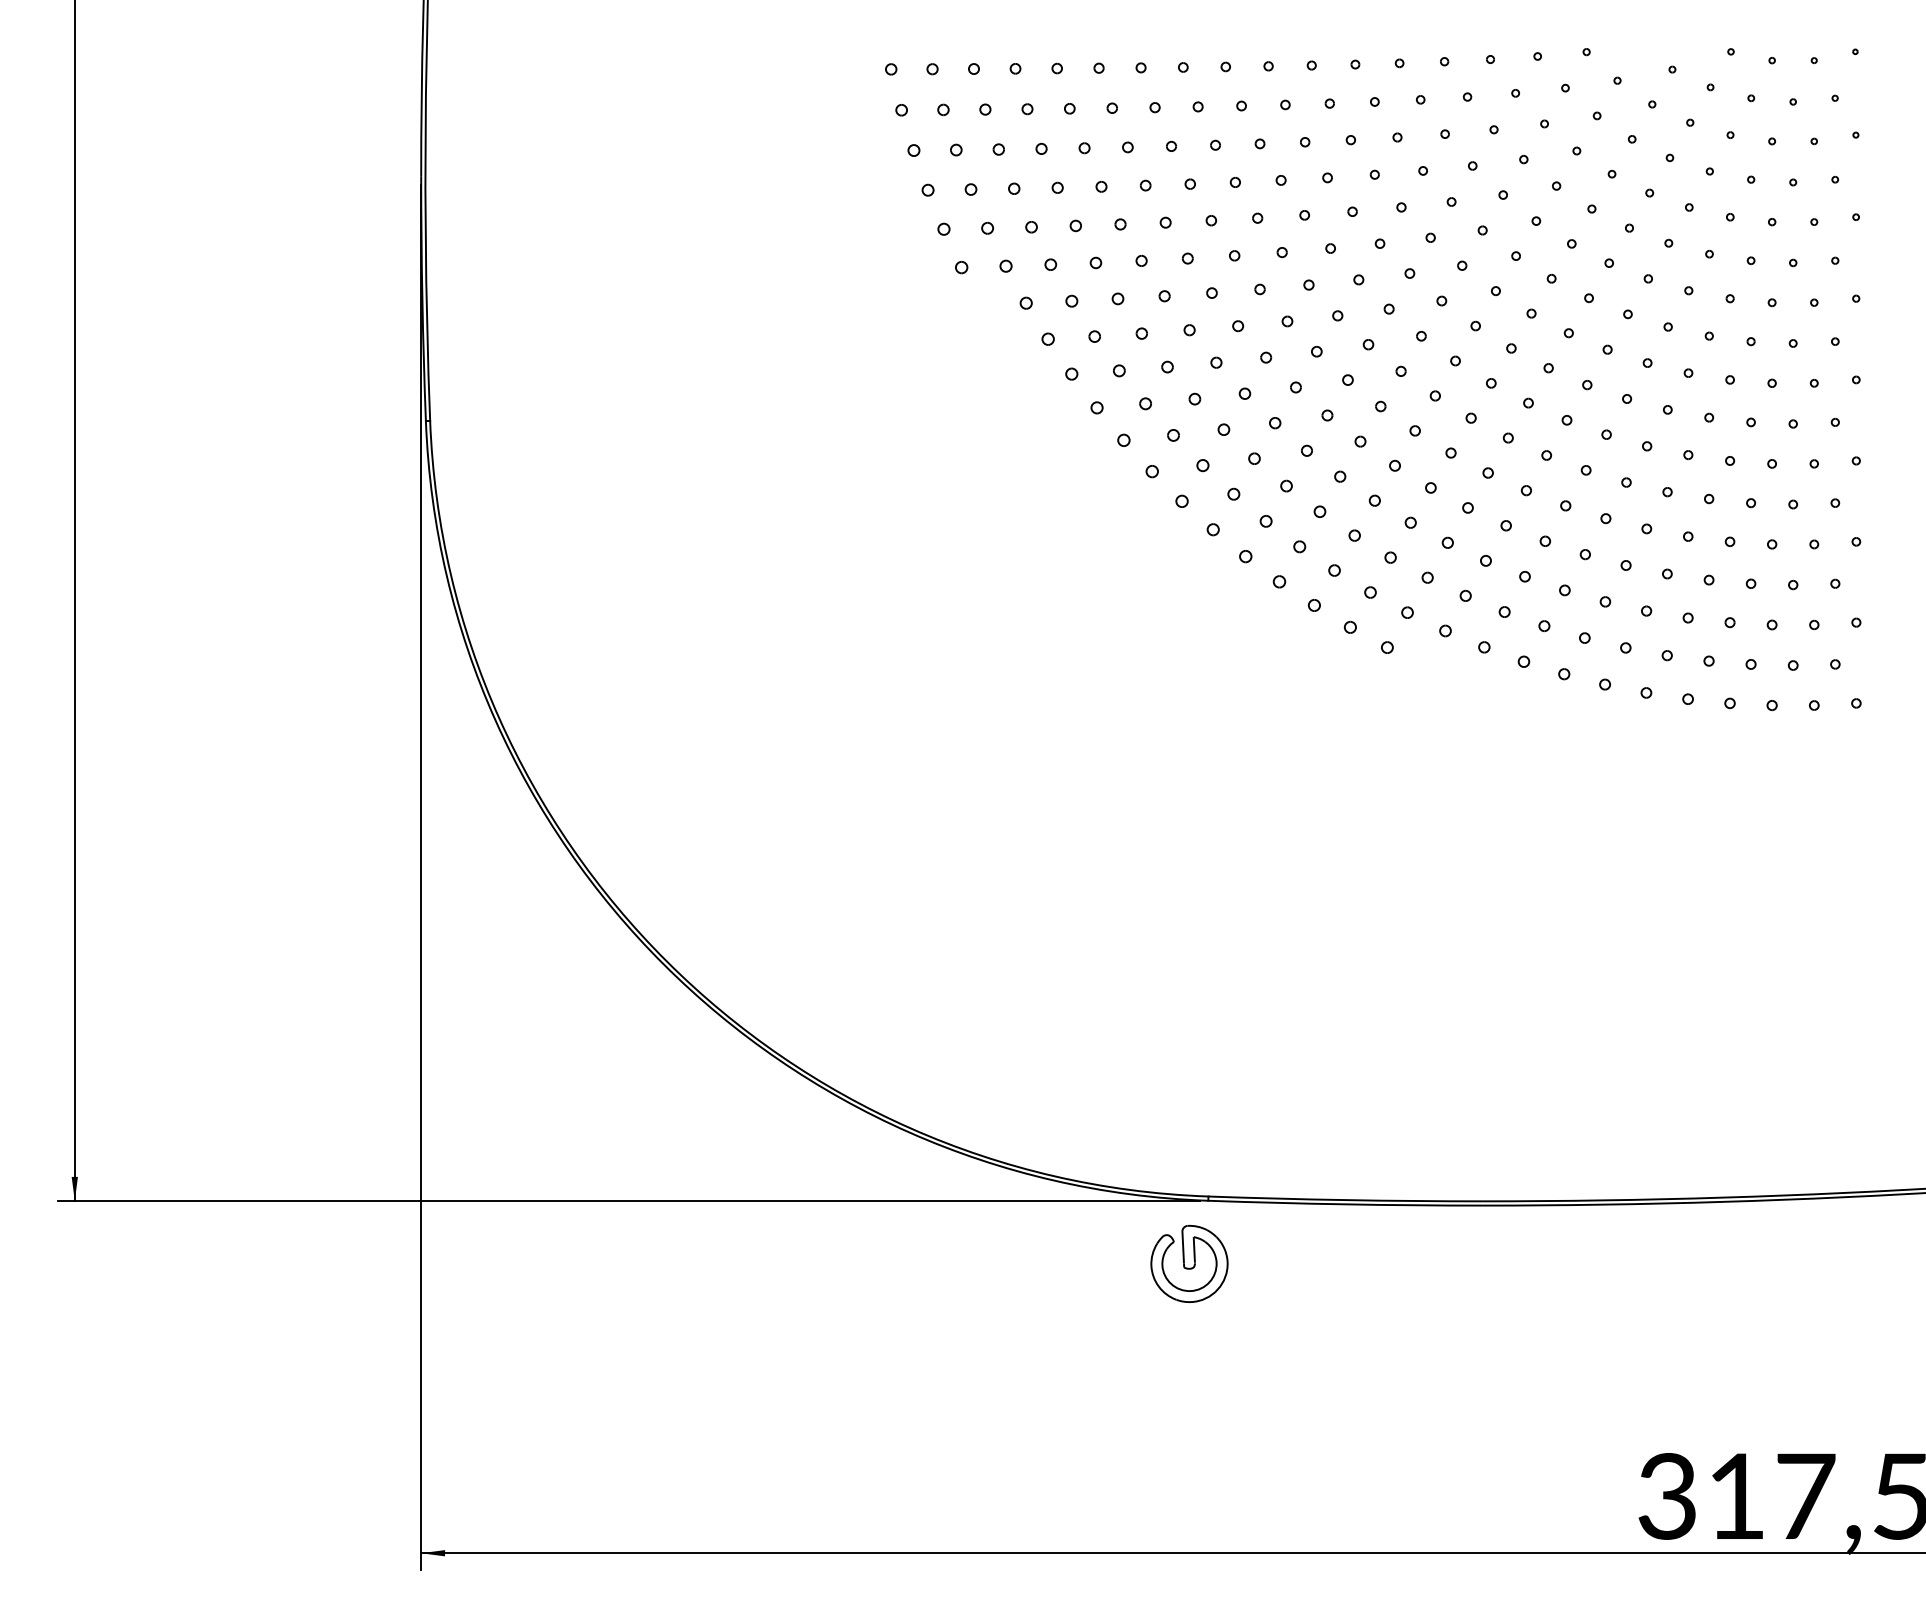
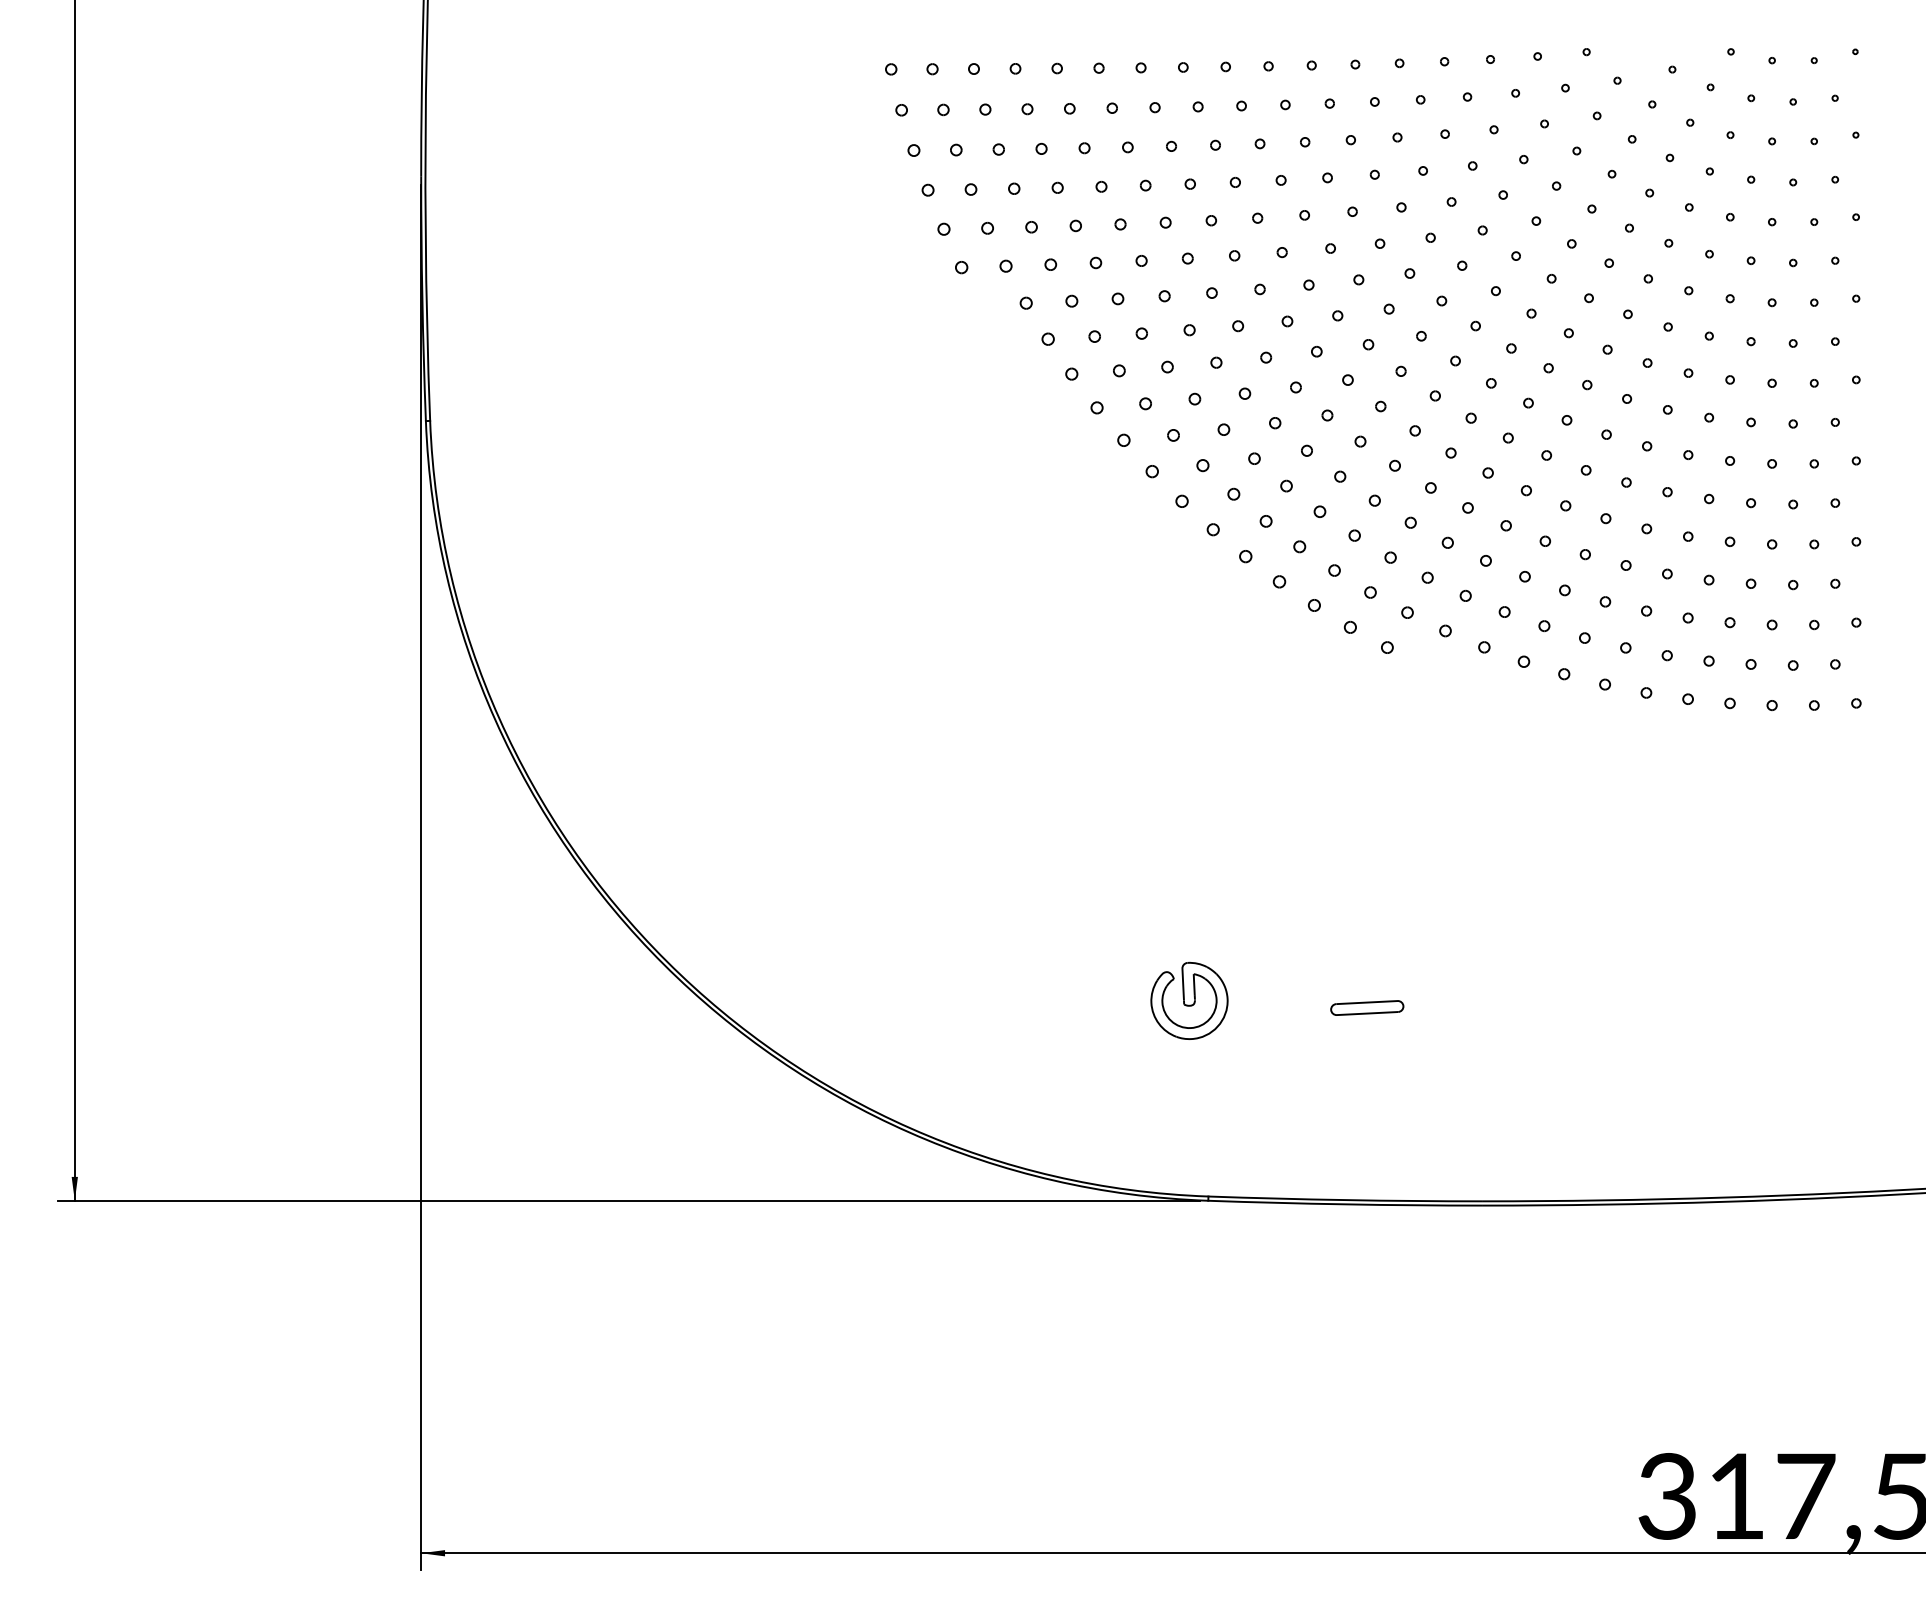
part: none -> present (1367, 1007)
part position: (1189, 1263) -> (1189, 1000) (1189, 1000)
